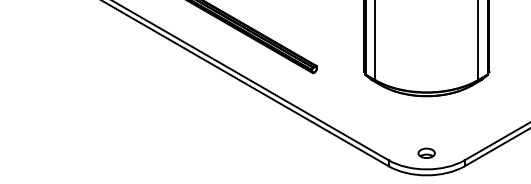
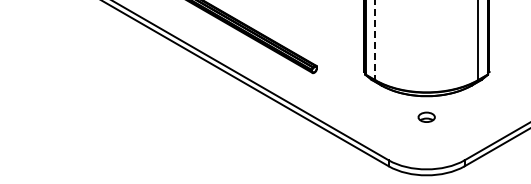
line: solid -> dashed (375, 40)
part position: (426, 152) -> (426, 116) (426, 116)
